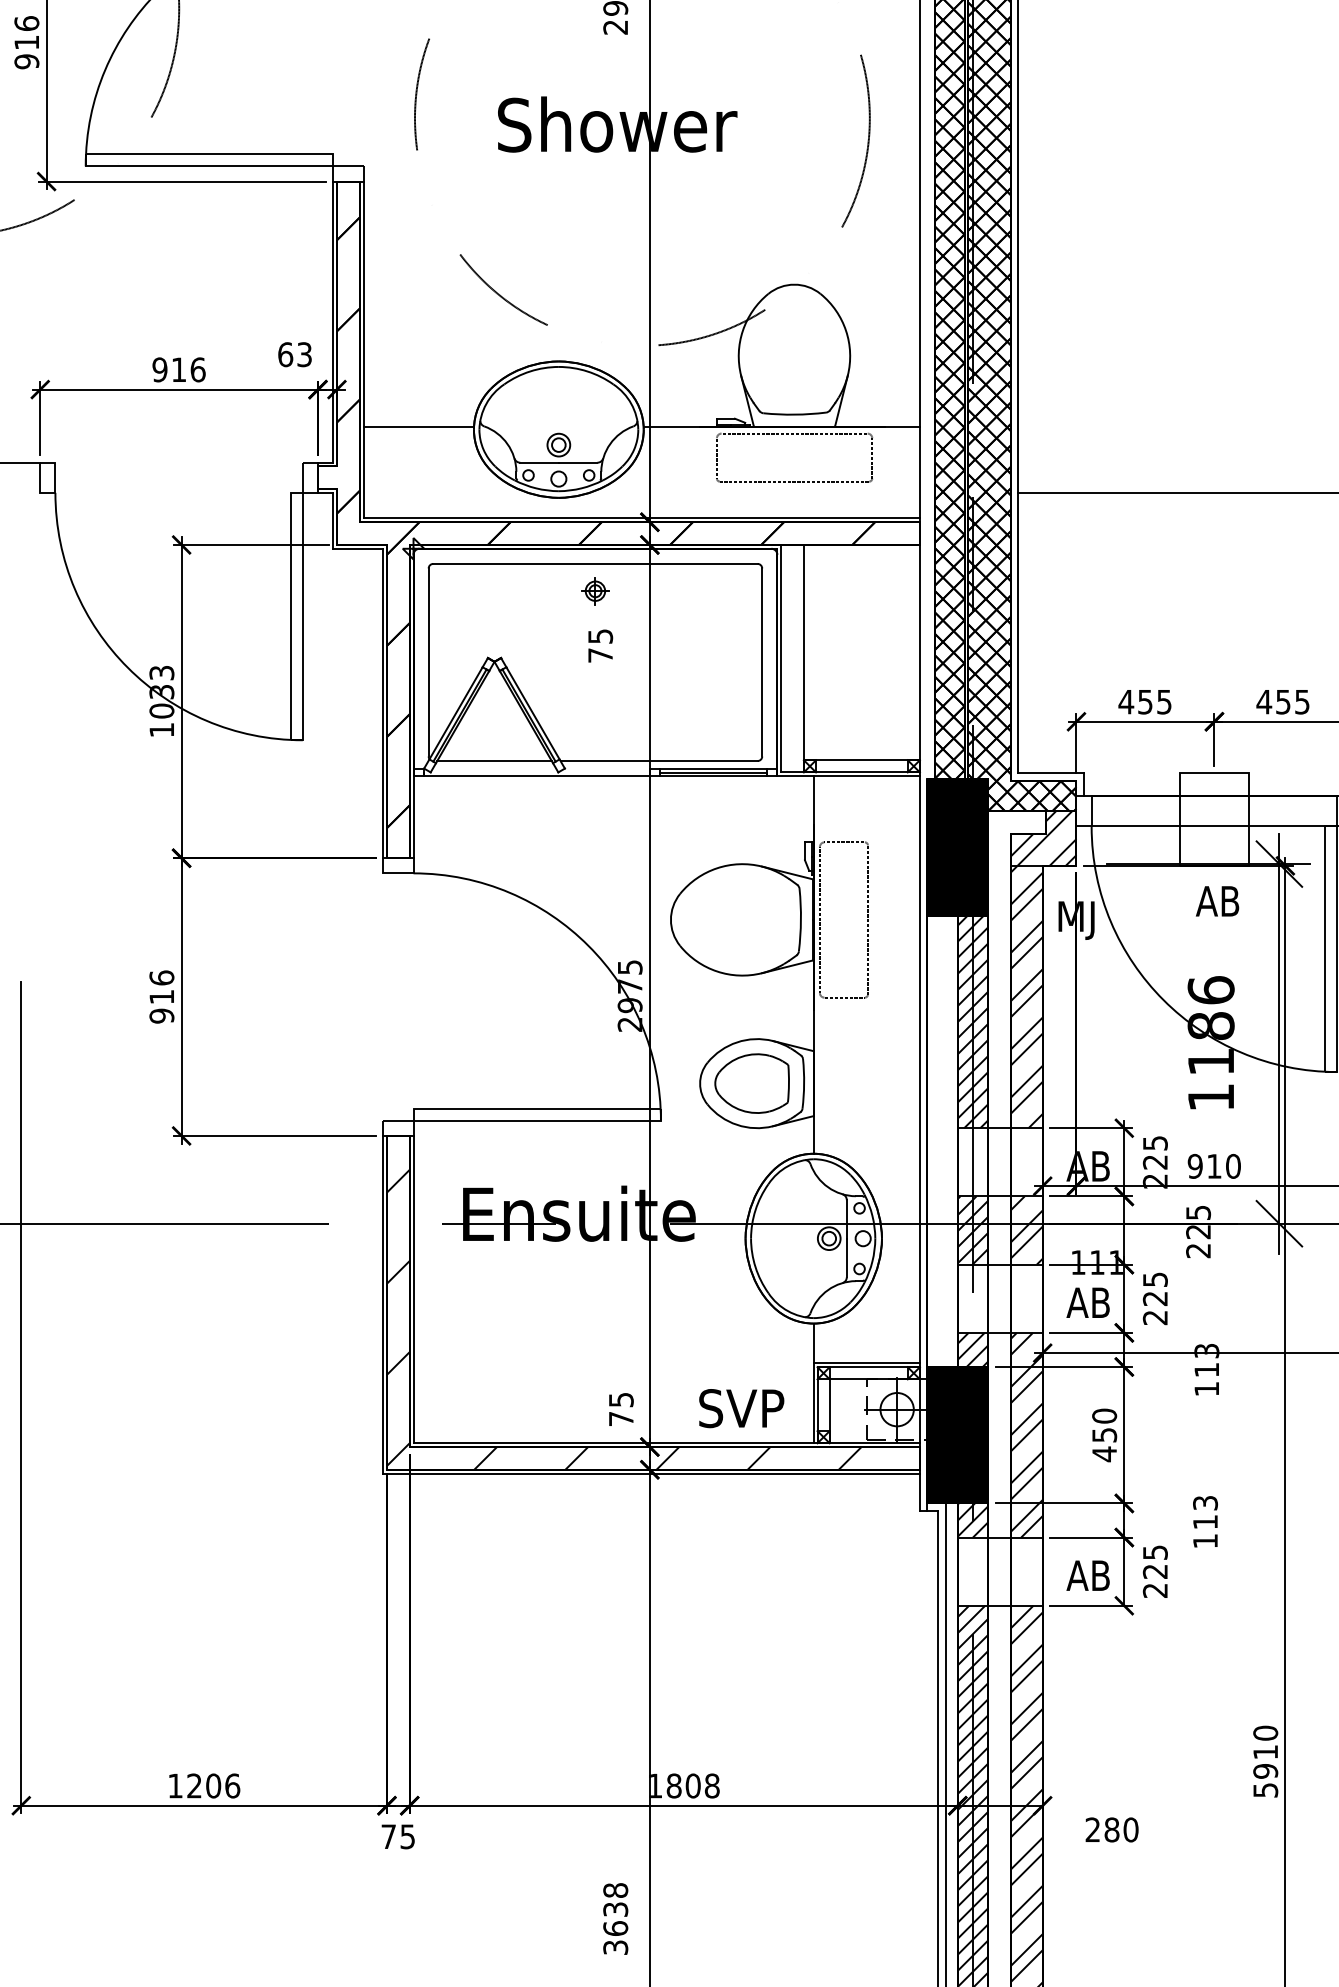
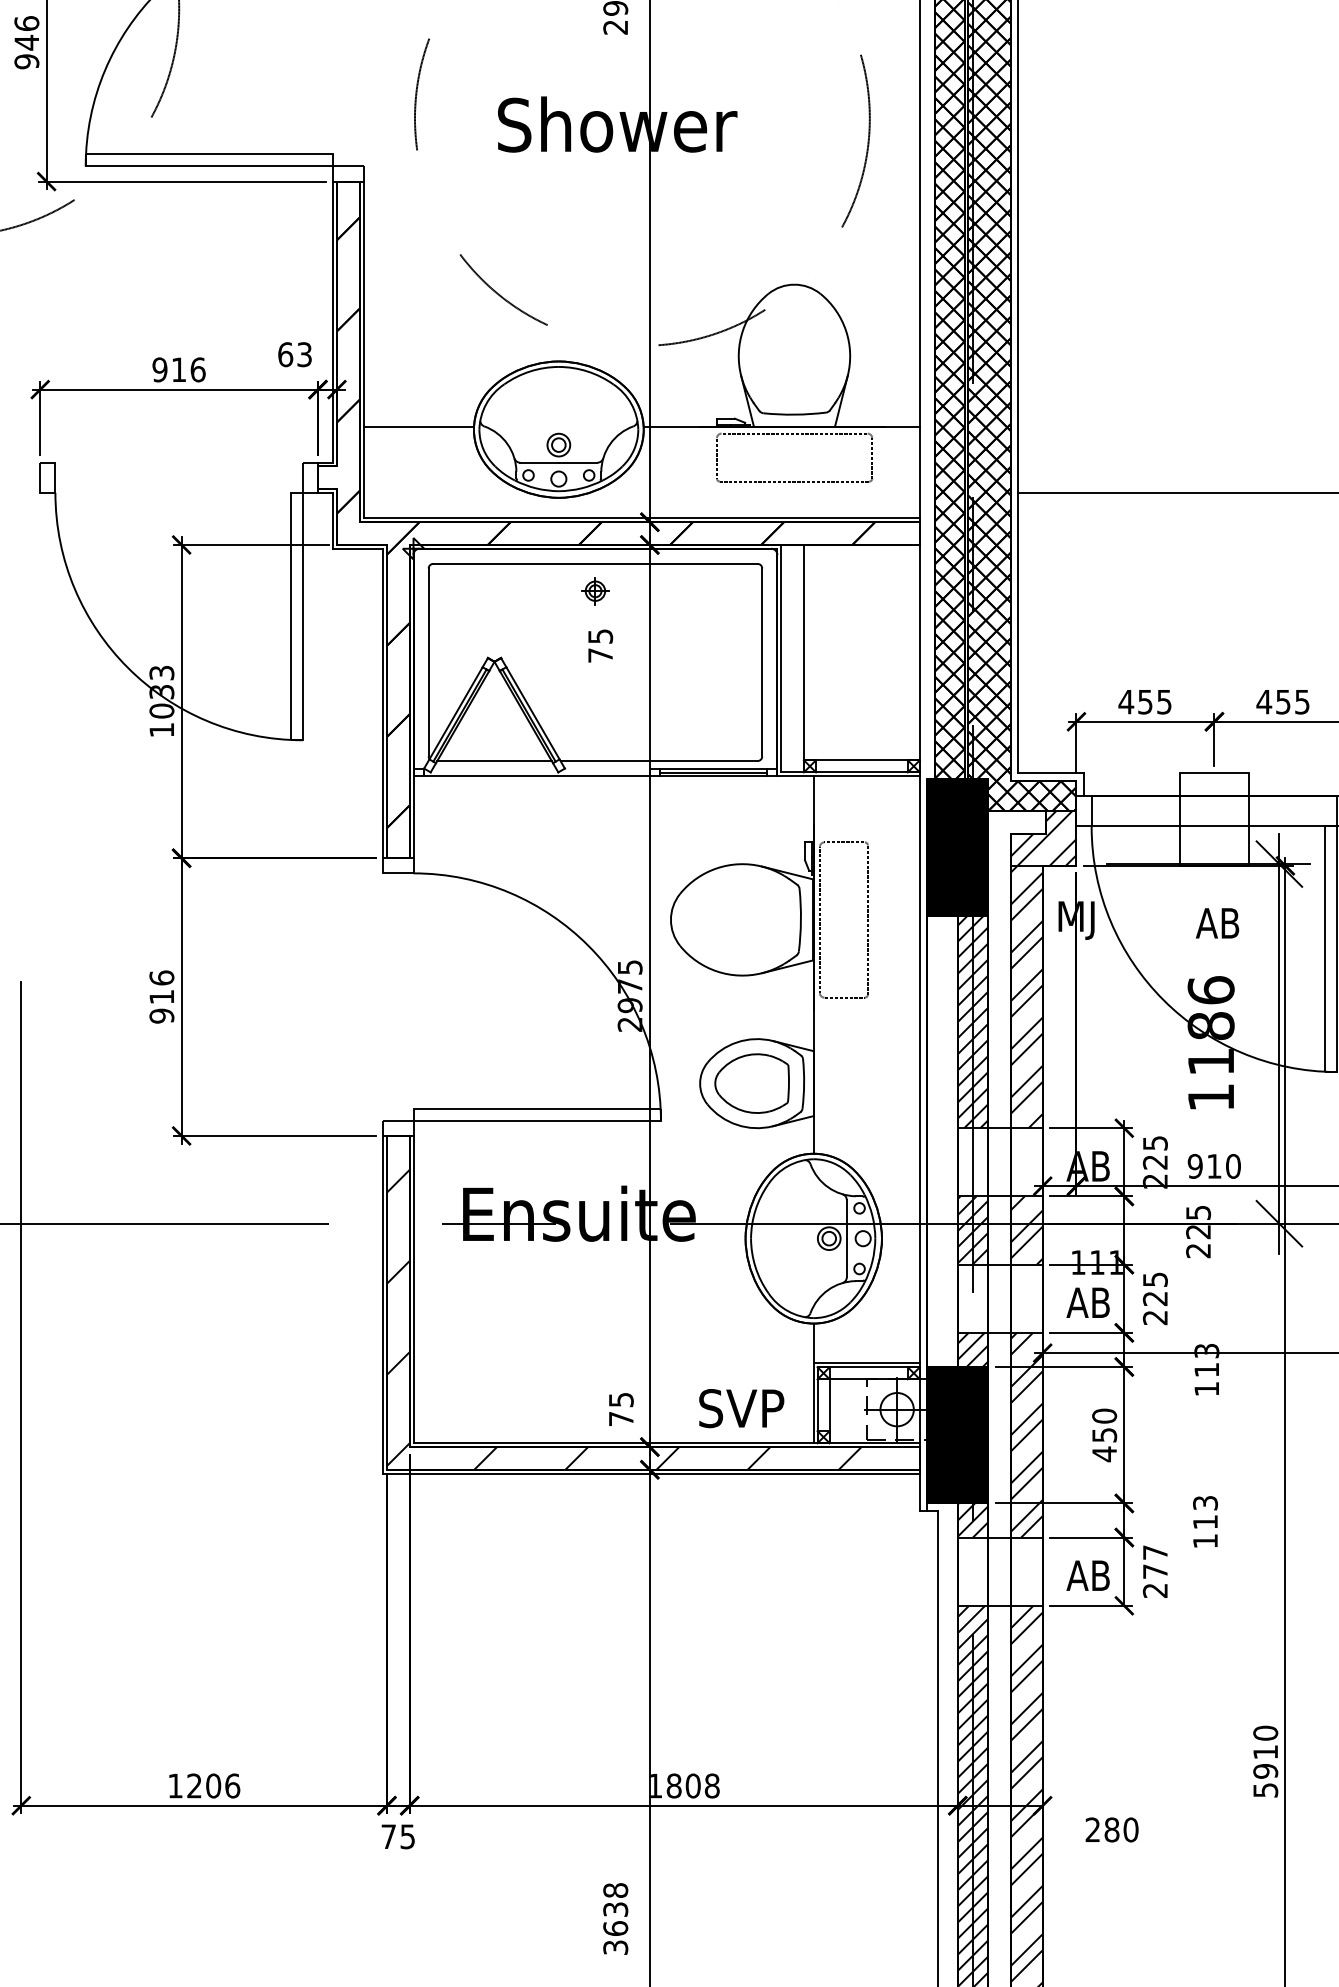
text: 916 -> 946 (26, 42)
line: present -> none (21, 462)
text position: (1217, 901) -> (1217, 923) (1217, 923)
text: 225 -> 277 (1154, 1561)
line: present -> none (945, 1743)
